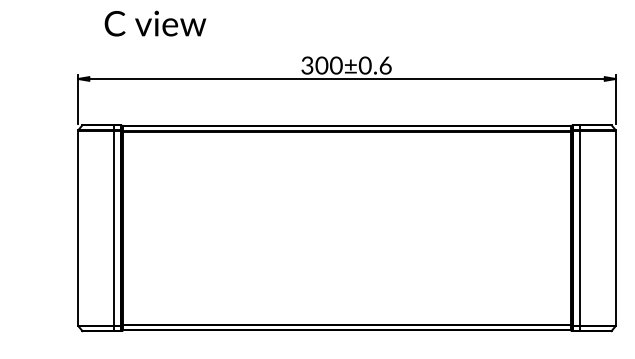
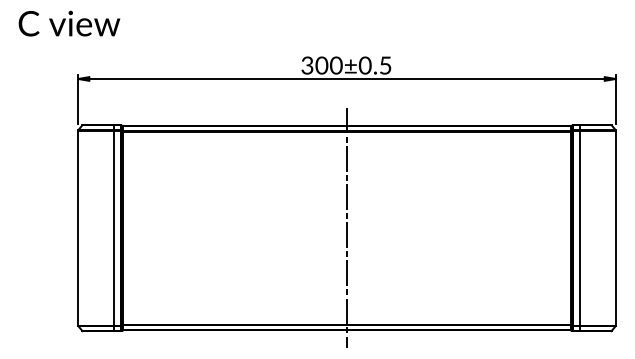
text position: (155, 23) -> (69, 23) (69, 23)
text: 300±0.6 -> 300±0.5 (385, 65)
line: none -> present (347, 228)
